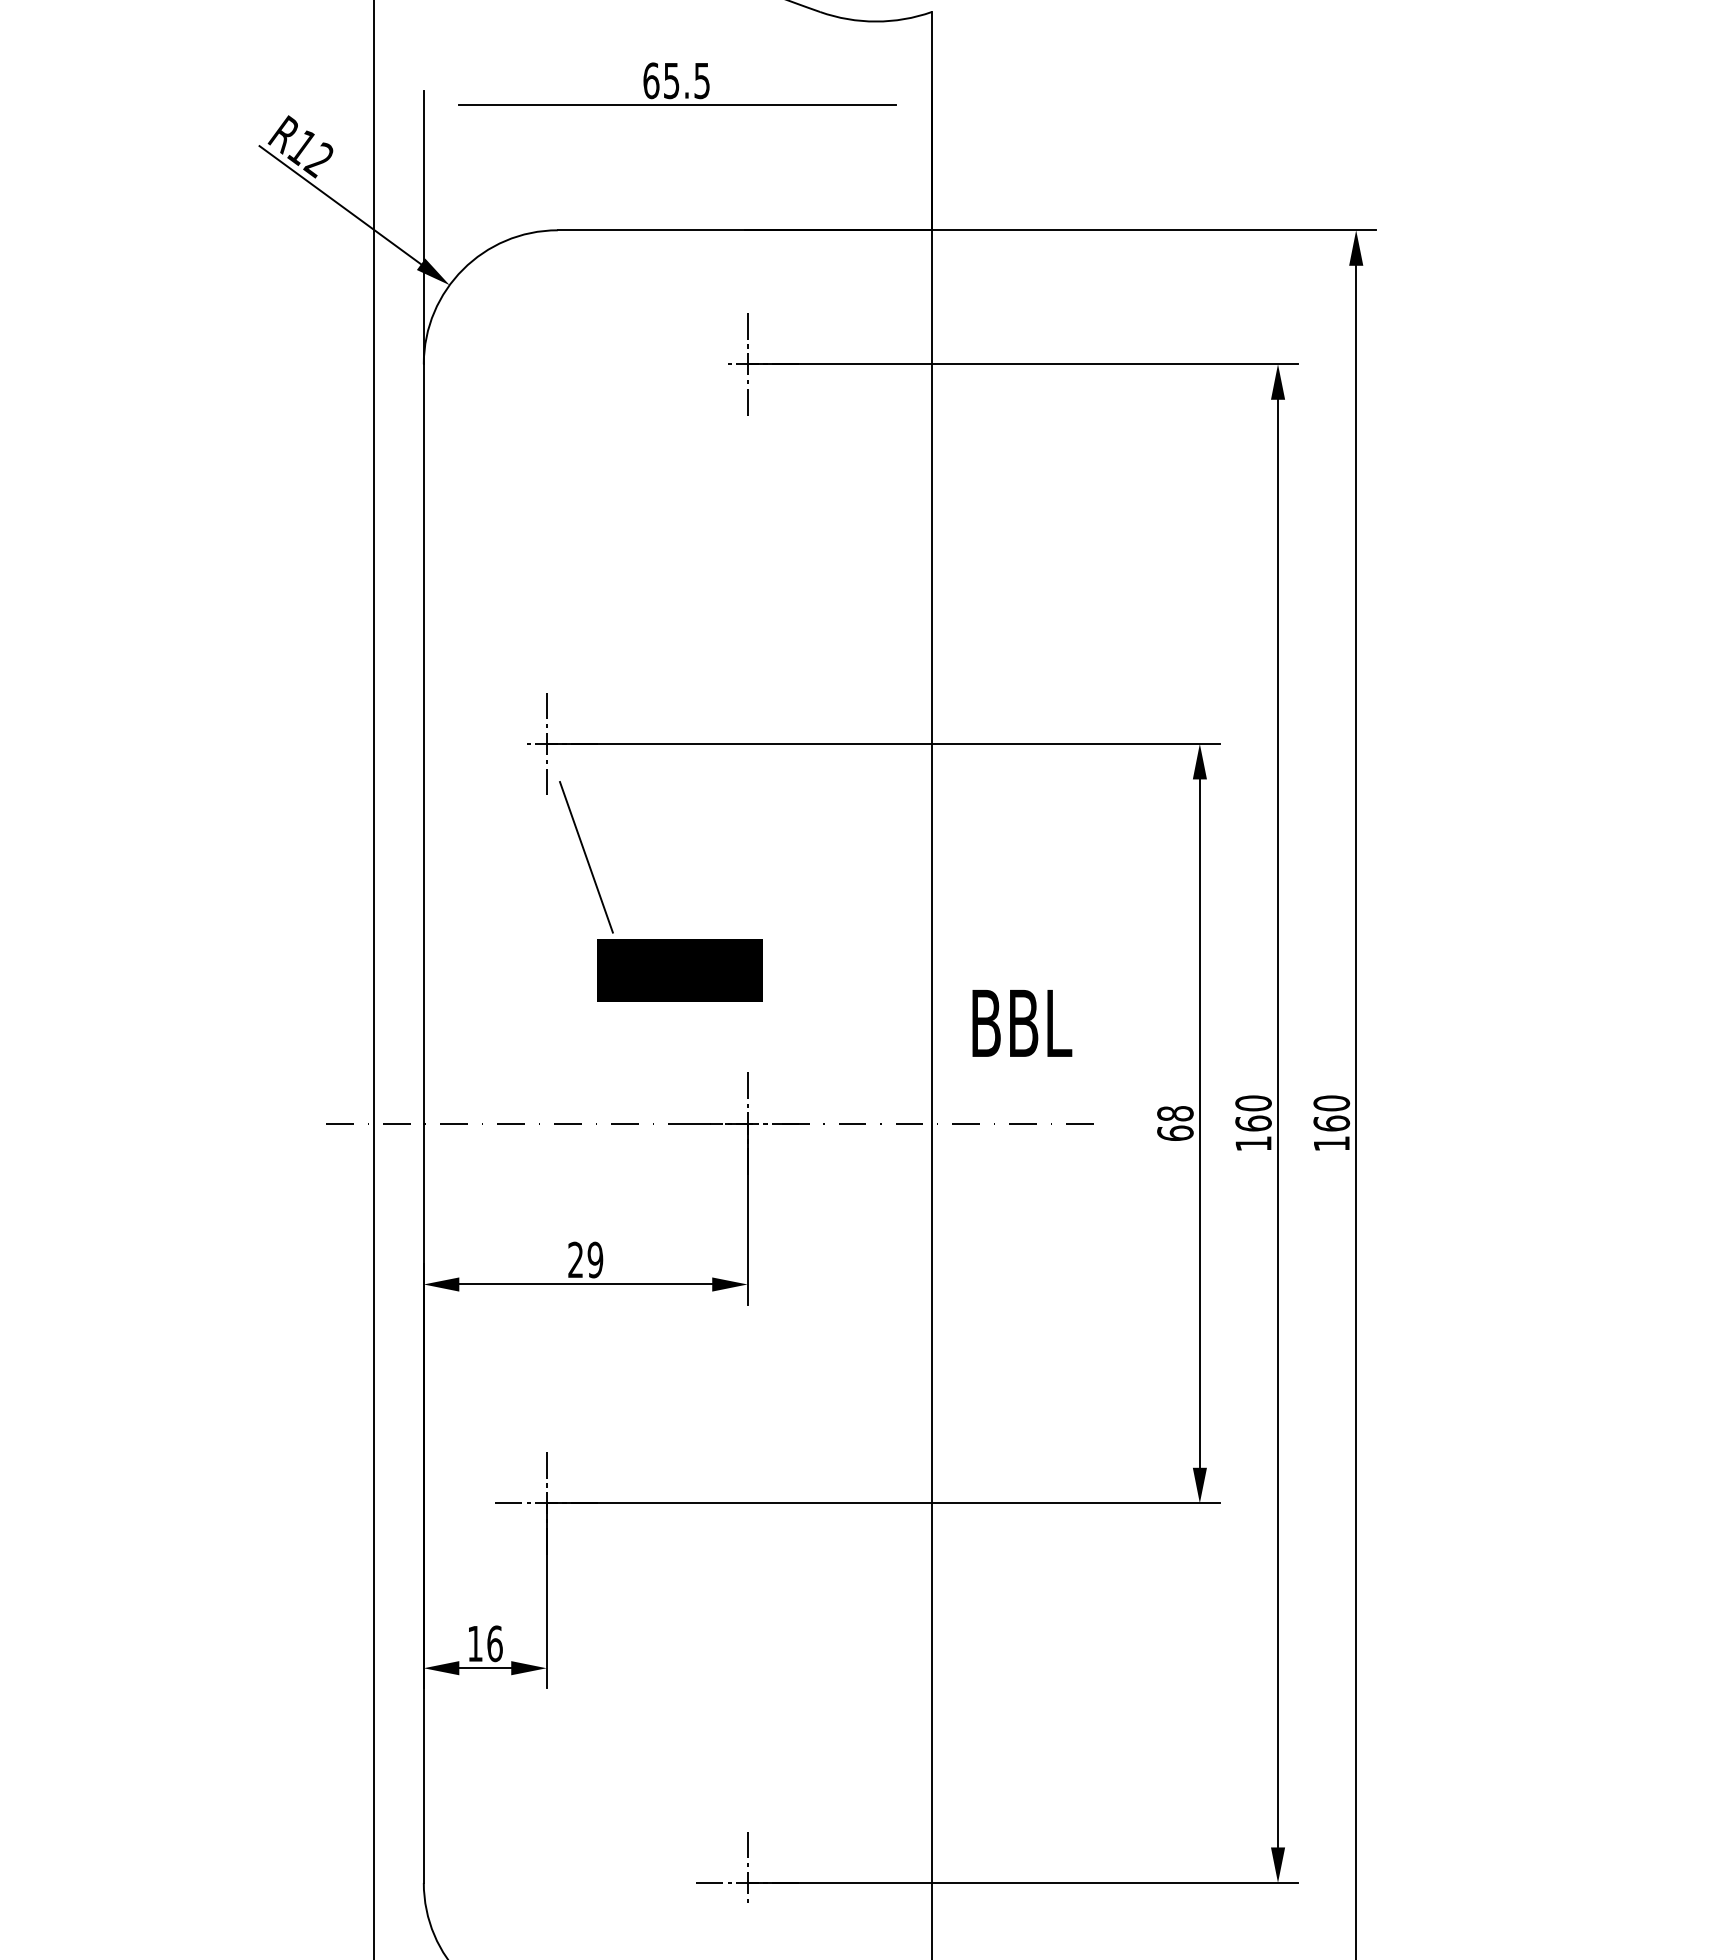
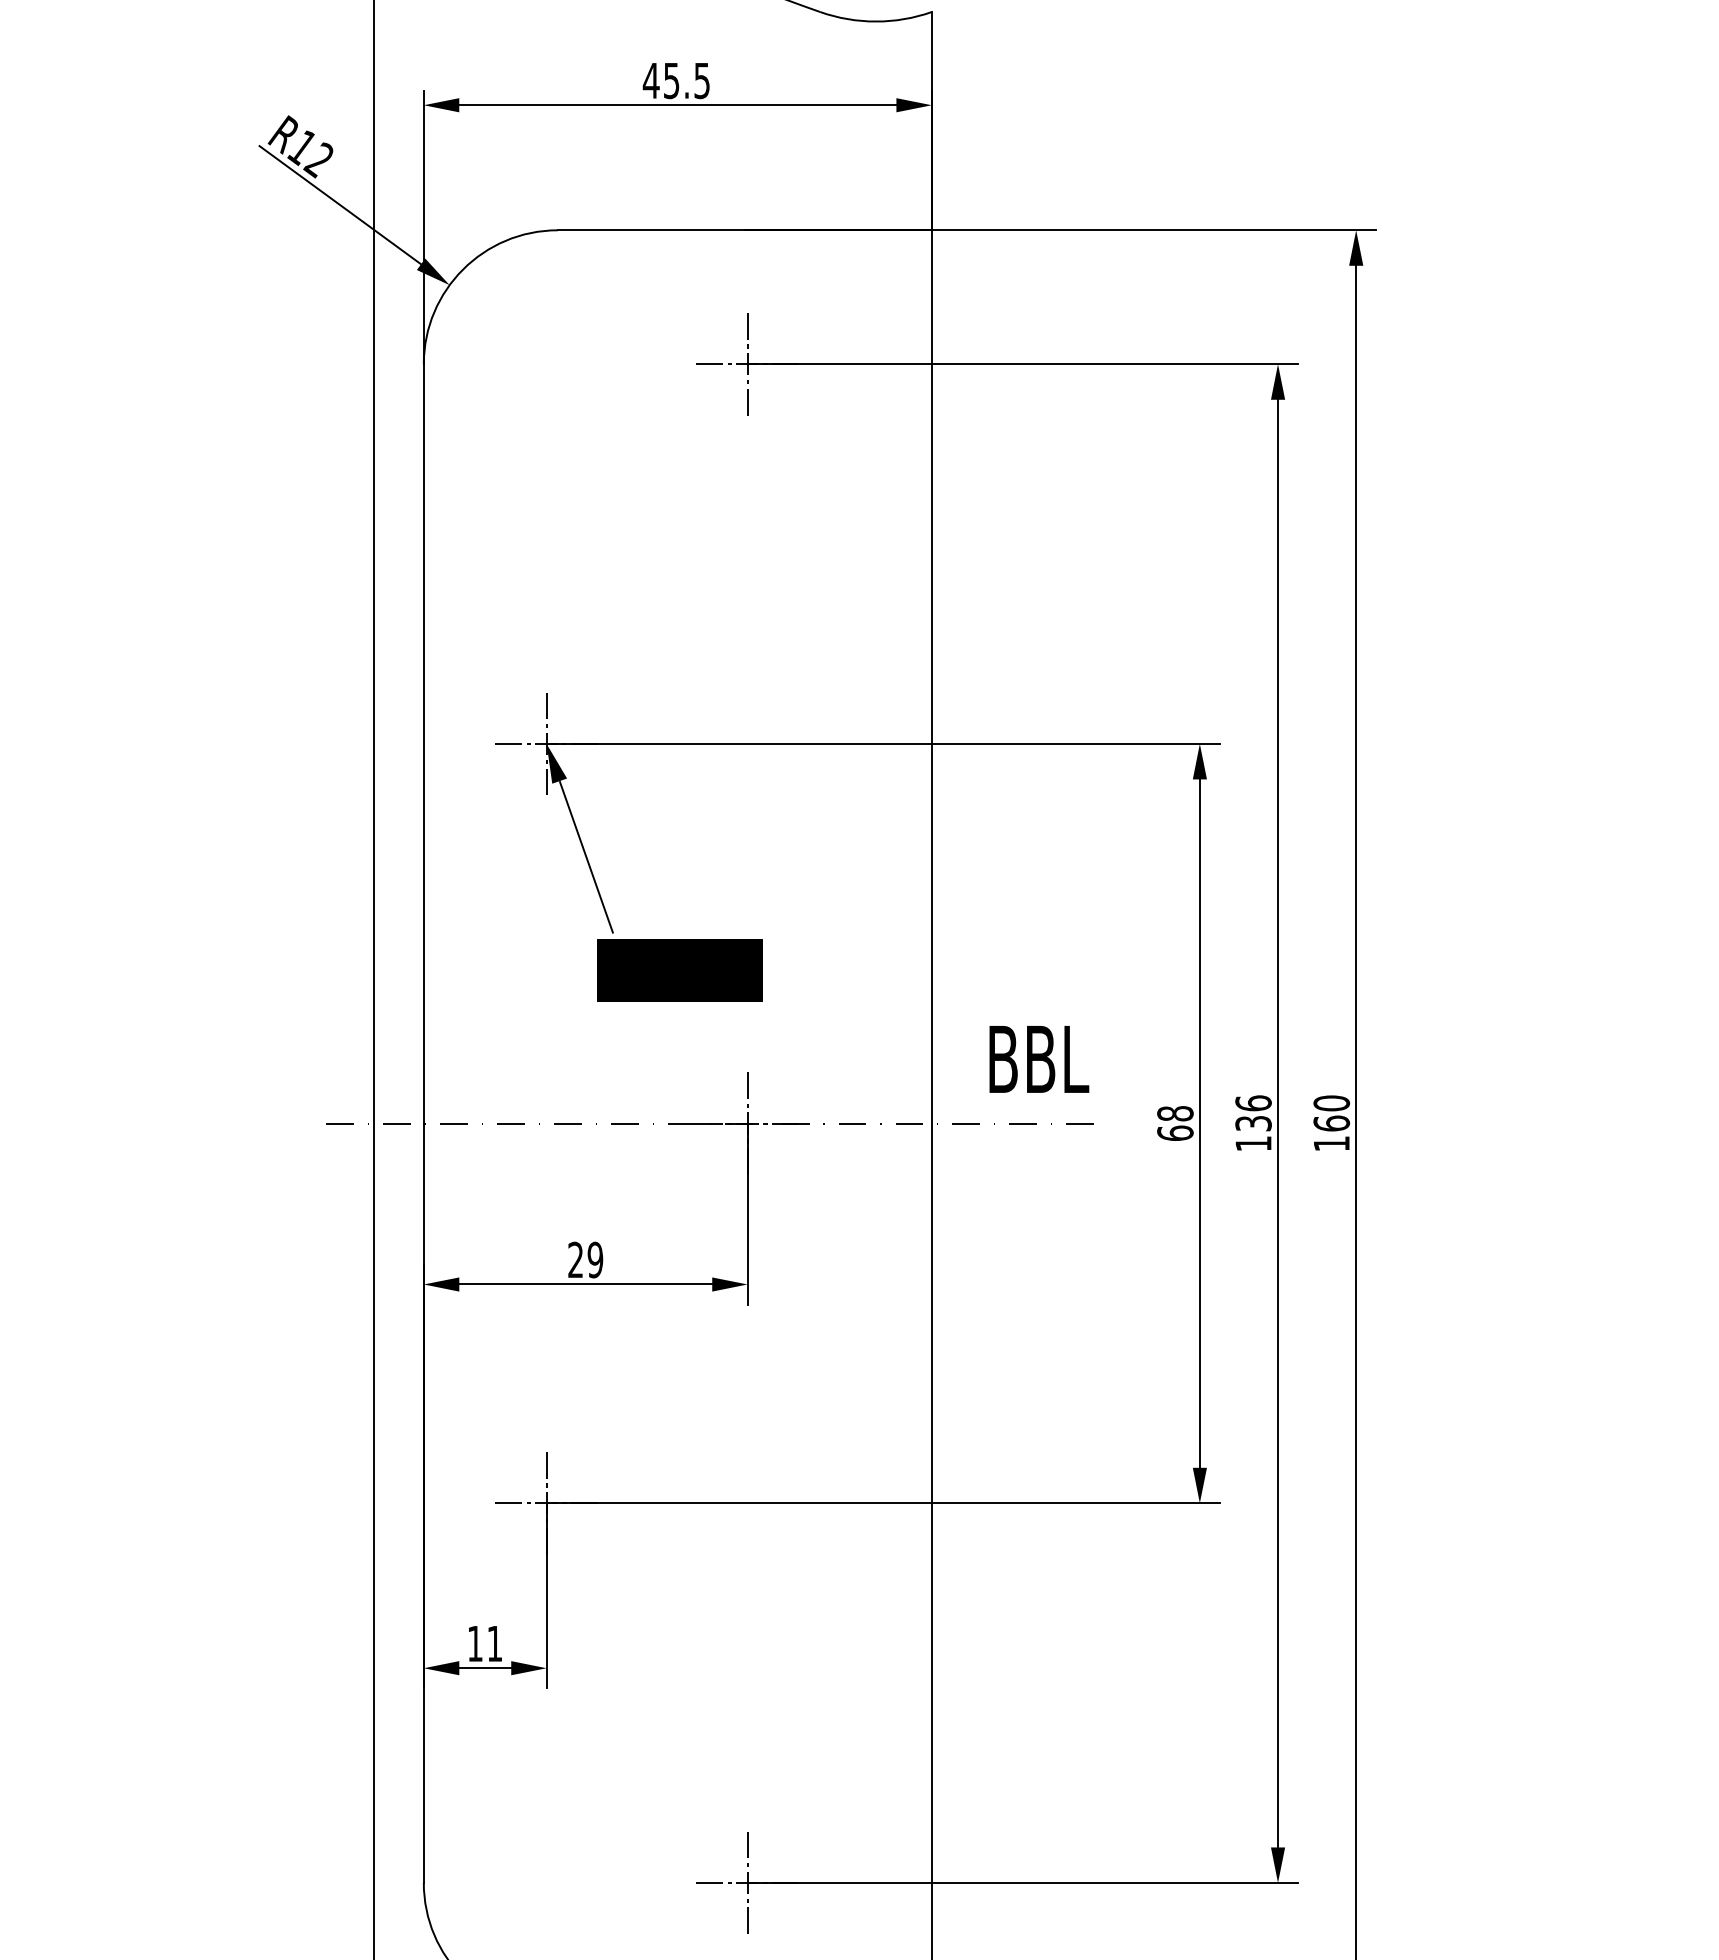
text: 65.5 -> 45.5 (650, 80)
fill: none -> present (441, 105)
fill: none -> present (913, 105)
line: none -> present (709, 364)
line: none -> present (508, 743)
fill: none -> present (556, 763)
text position: (1022, 1023) -> (1039, 1059) (1039, 1059)
text: 160 -> 136 (1253, 1113)
text: 16 -> 11 (494, 1643)
line: none -> present (747, 1920)
